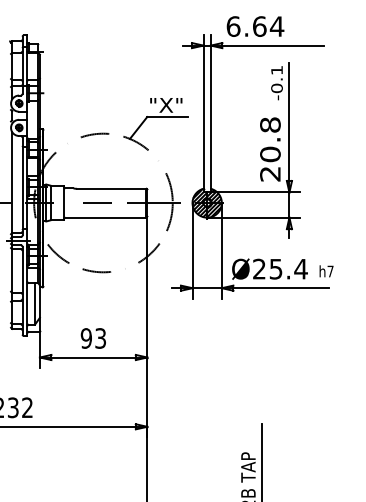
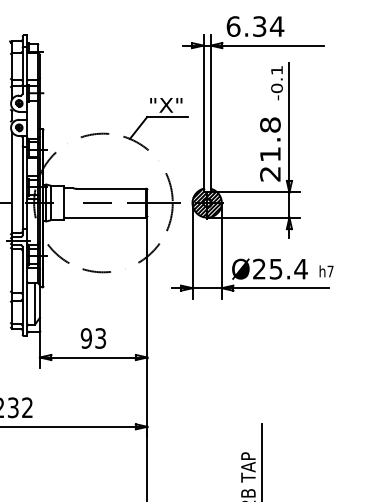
text: 6.64 -> 6.34 (259, 26)
text: 20.8 -> 21.8 (270, 154)
